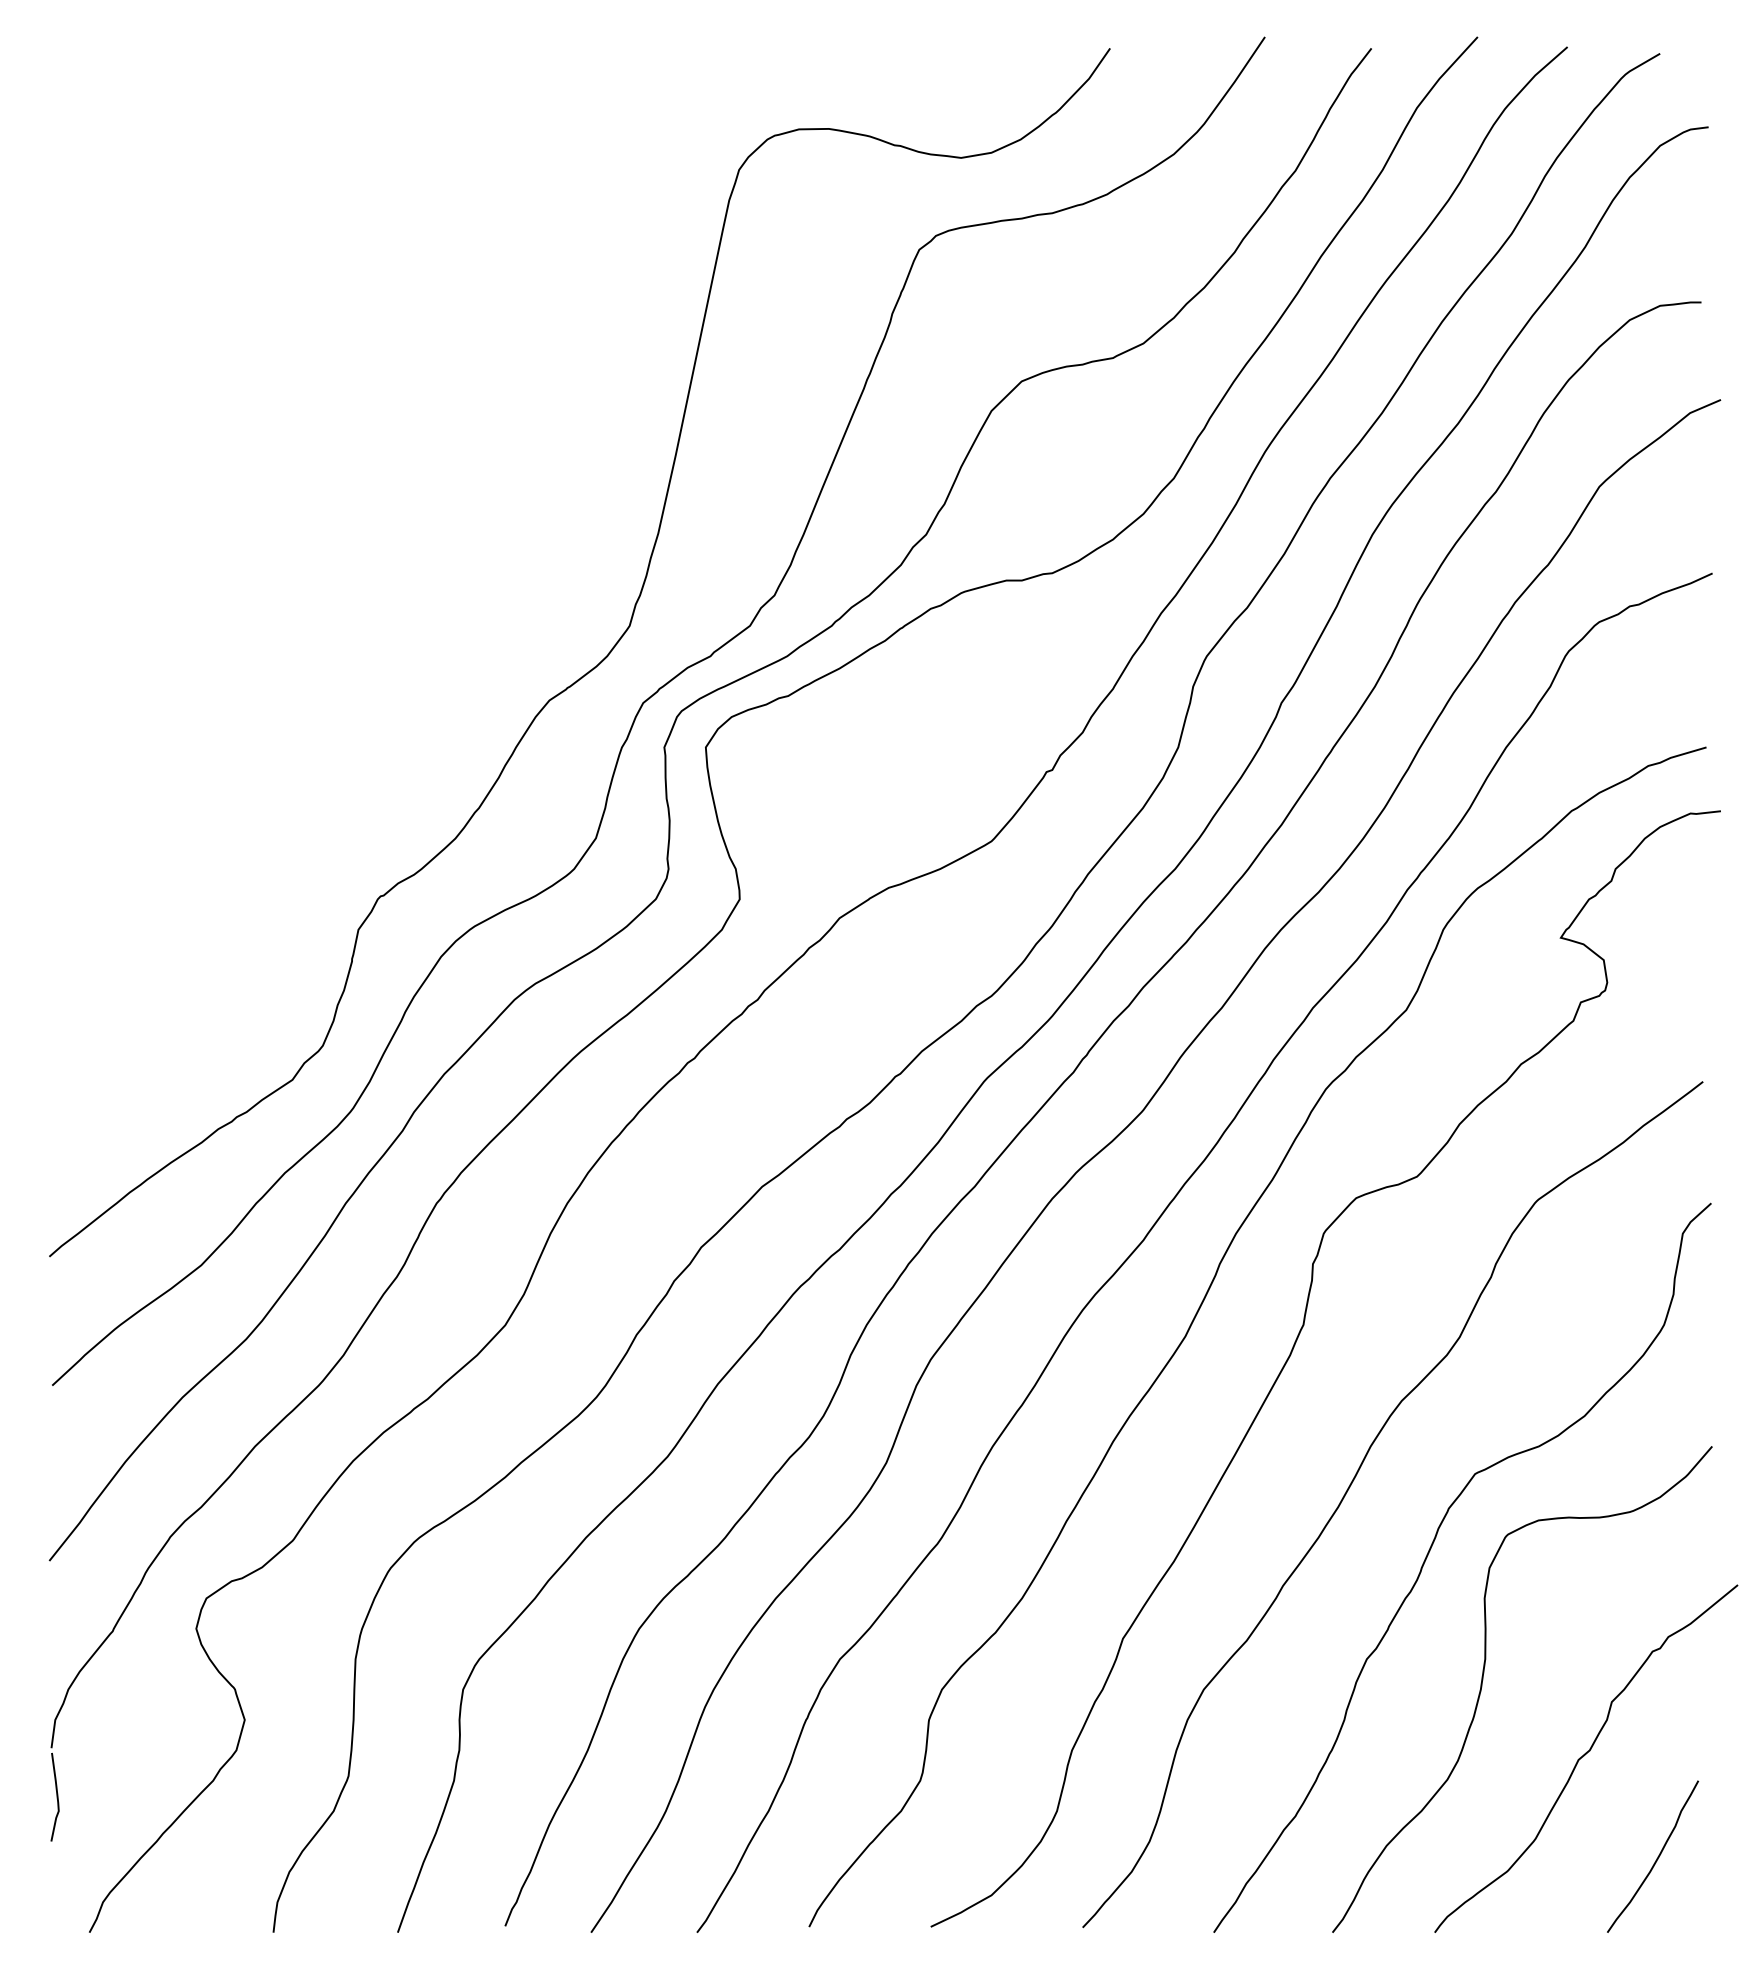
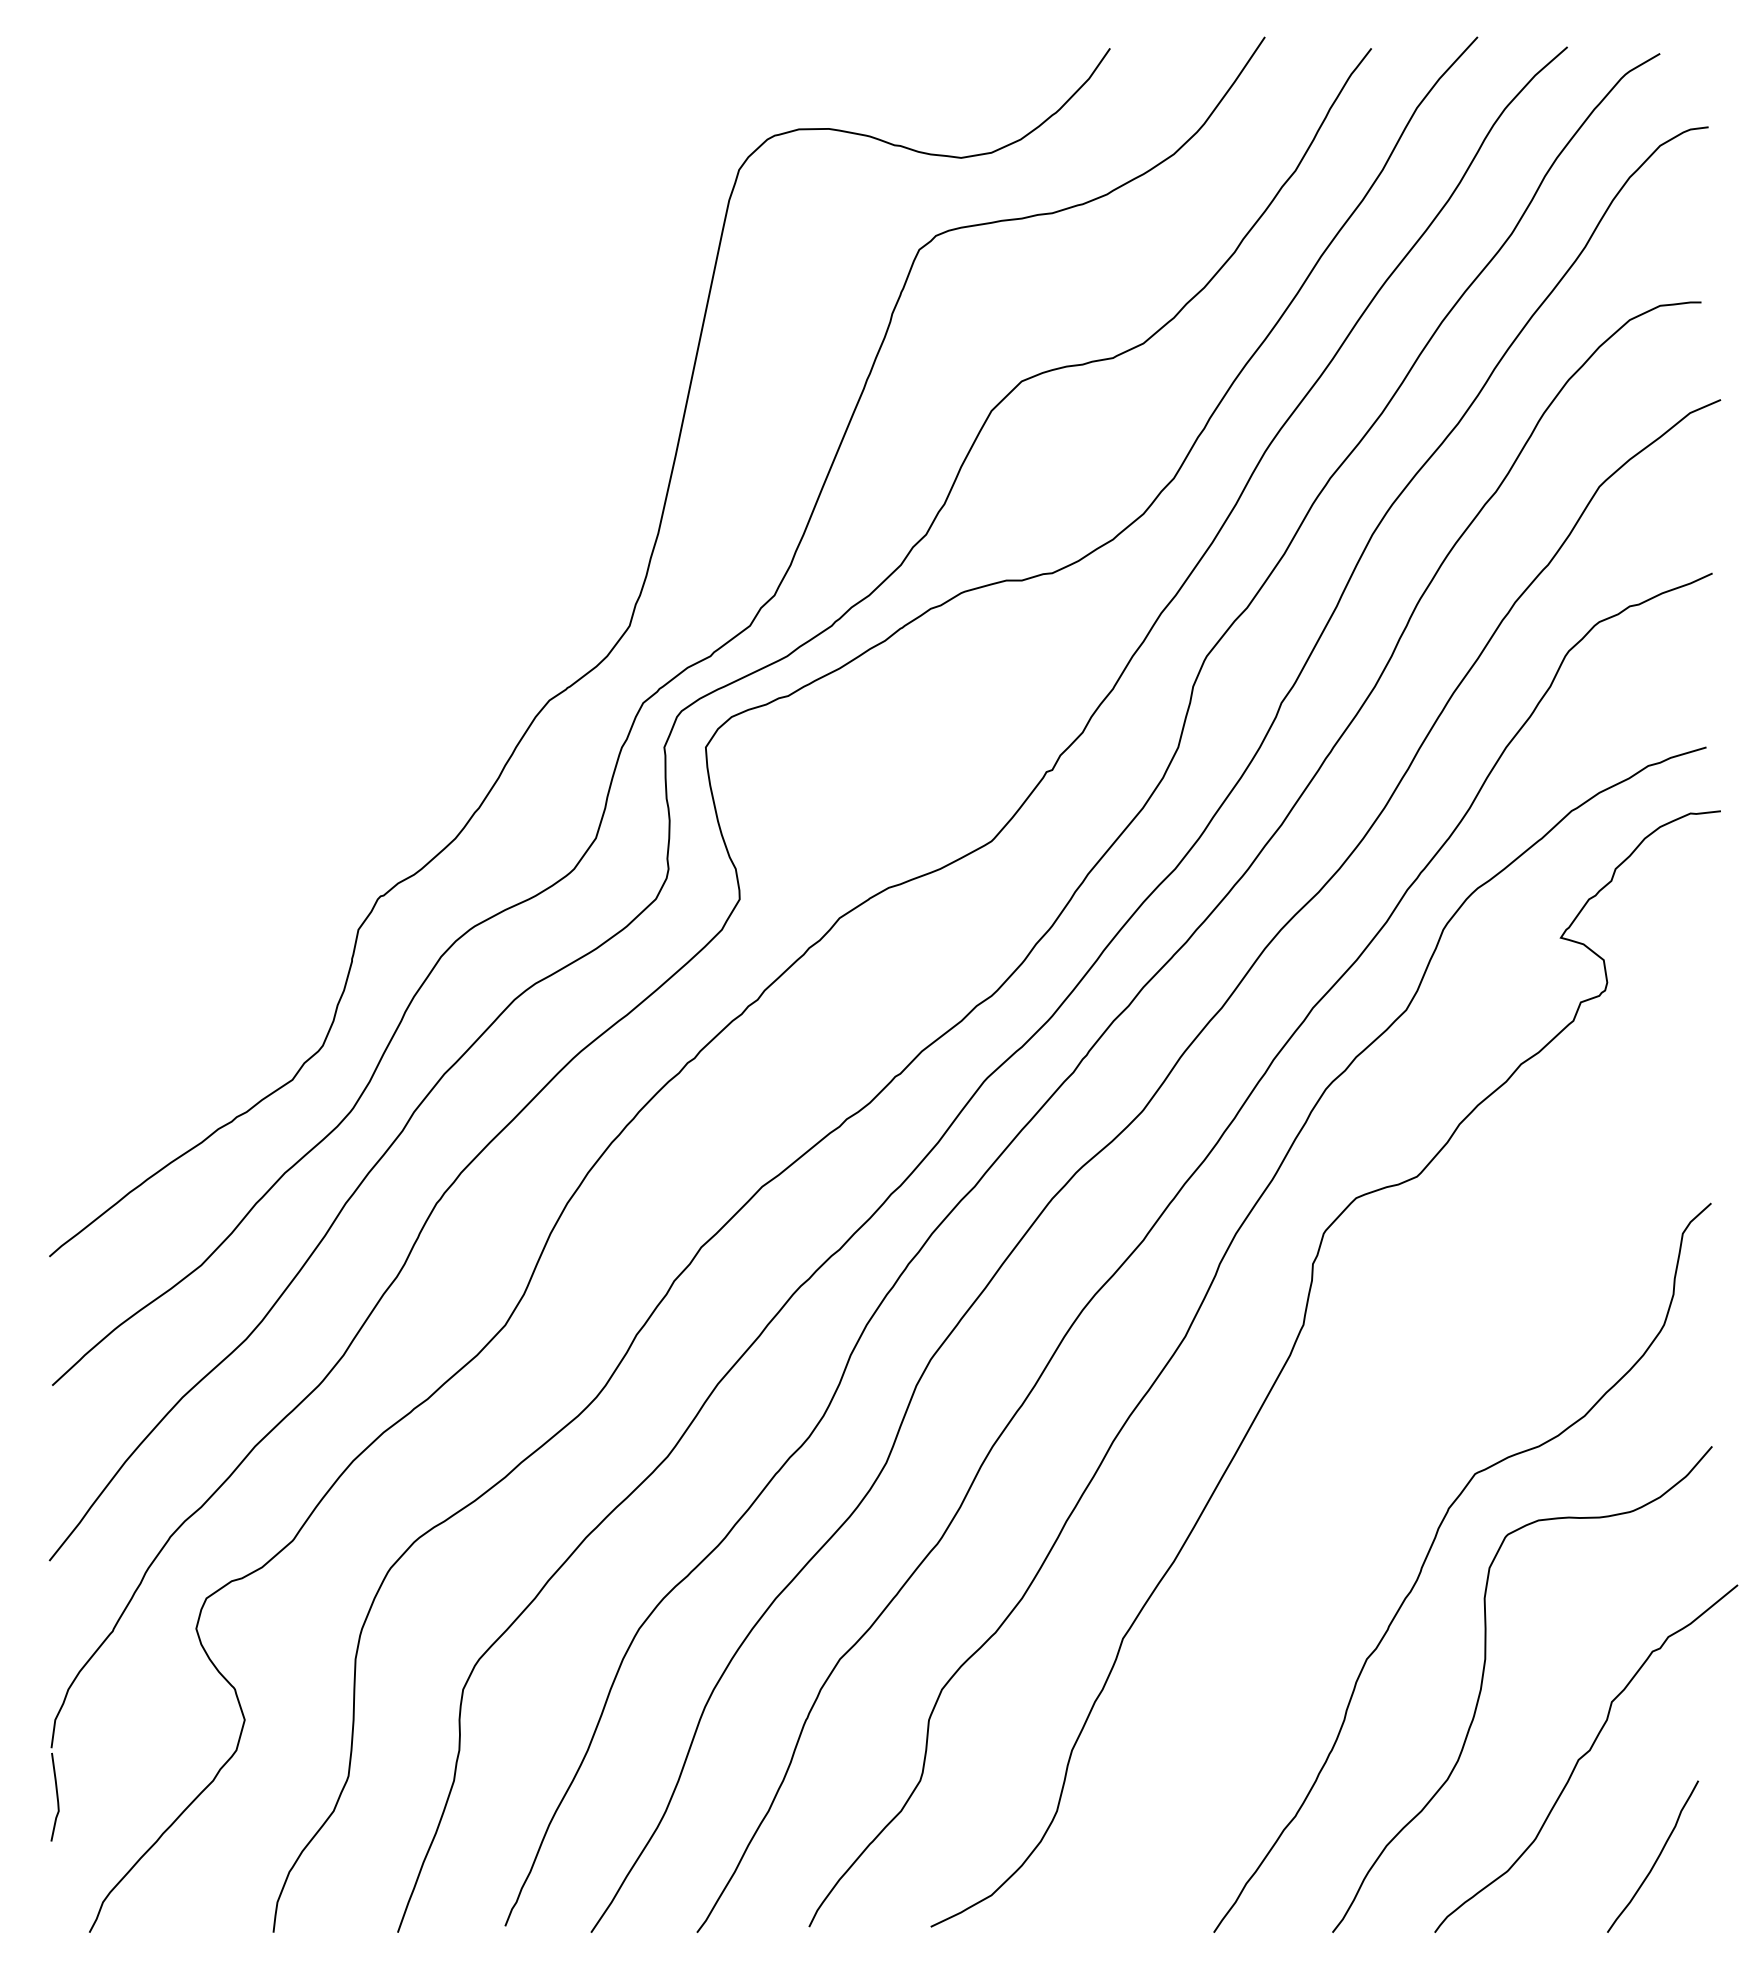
curve: present -> none (1354, 1480)
